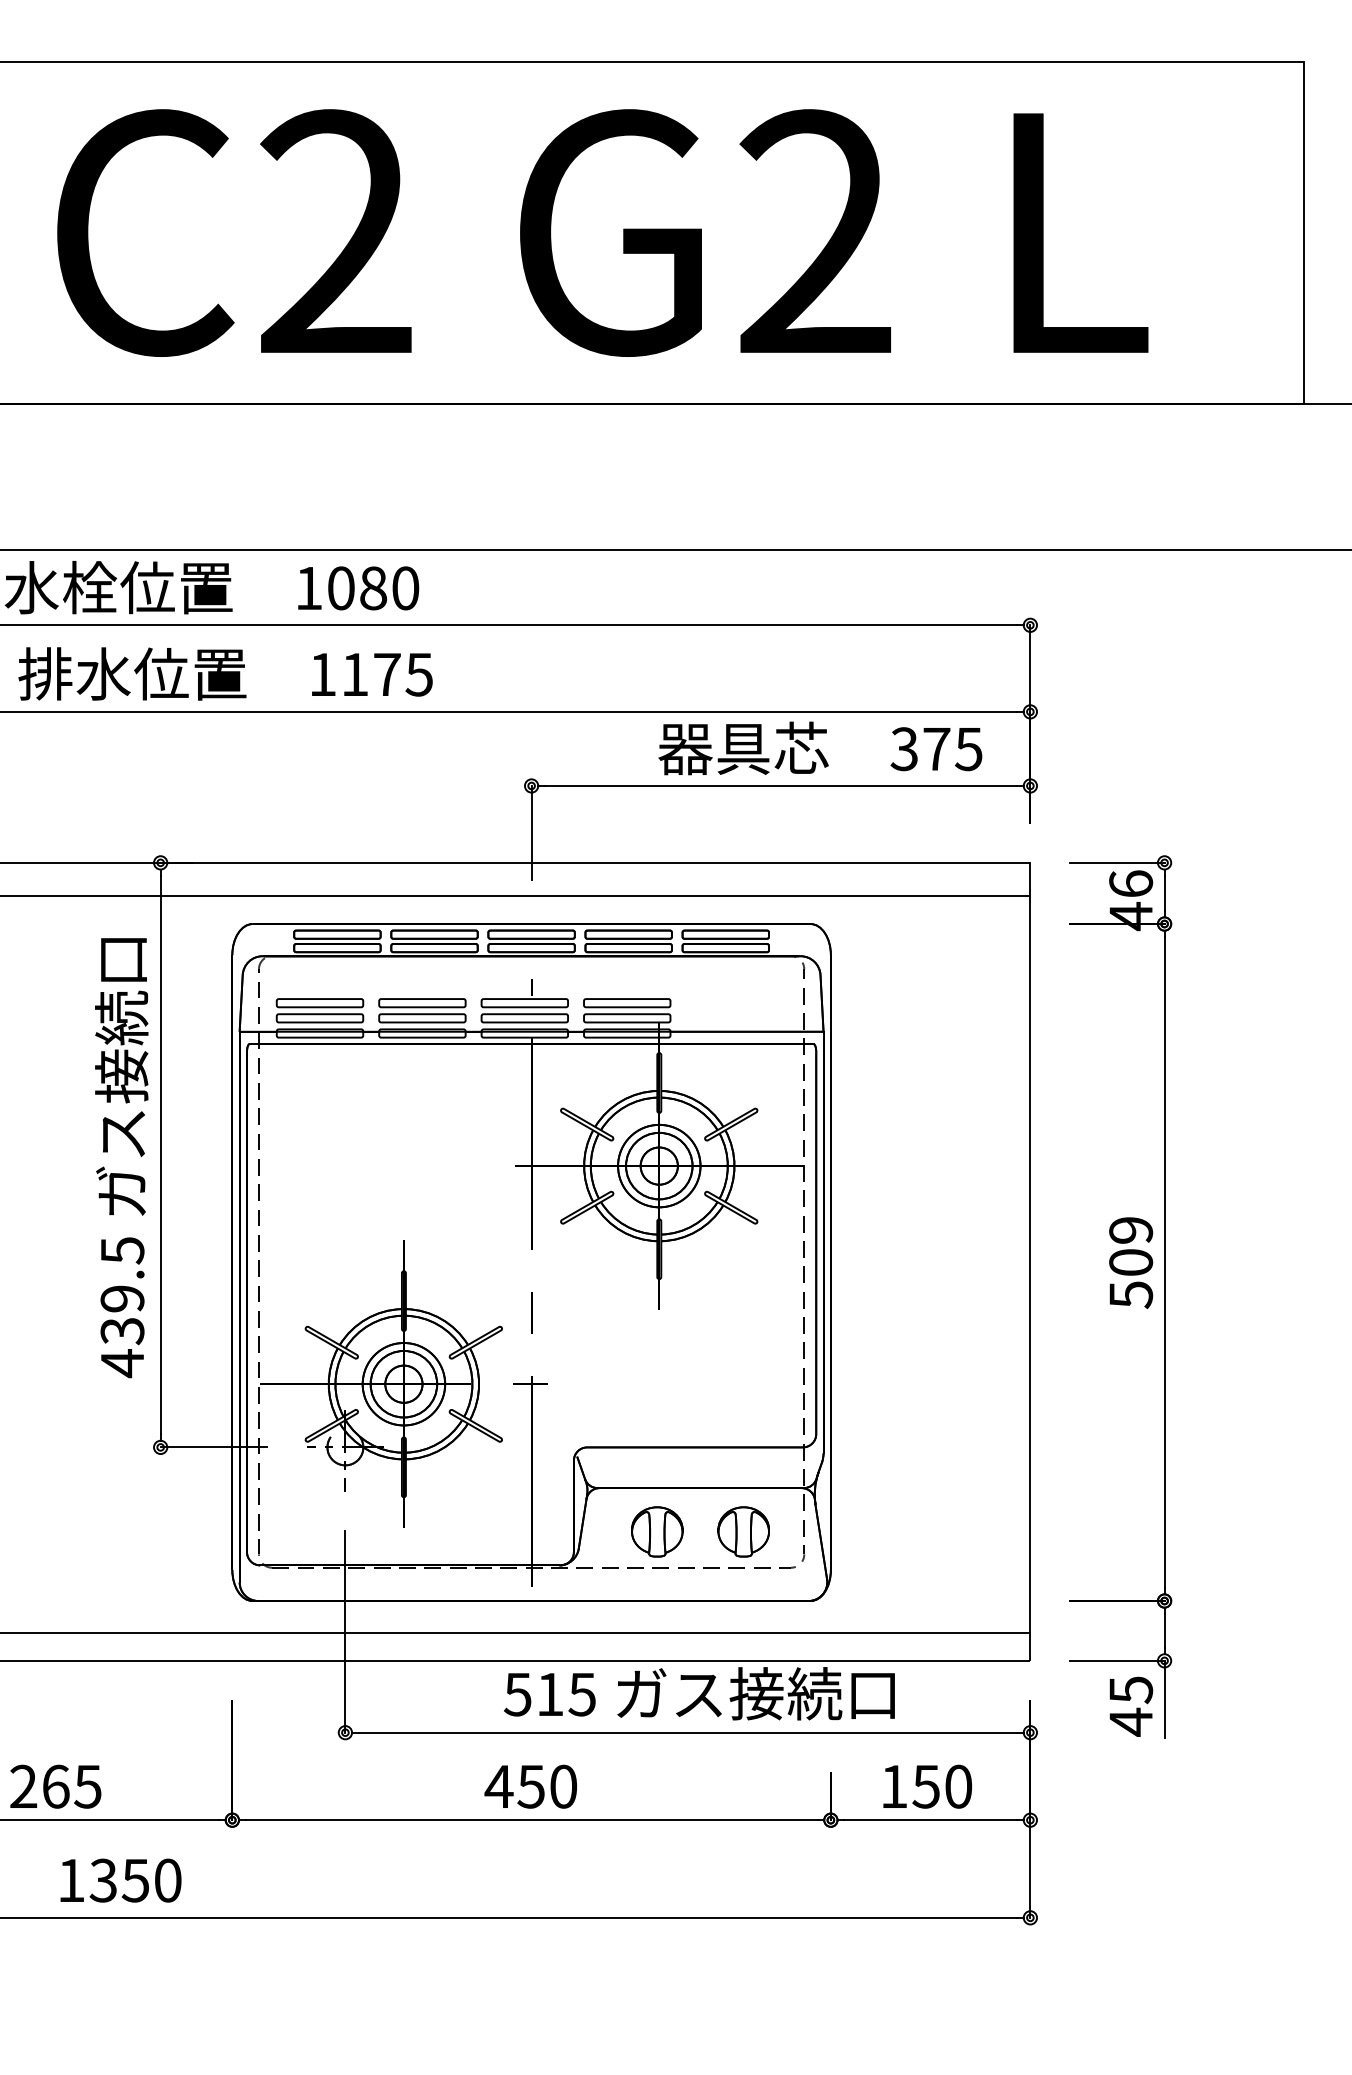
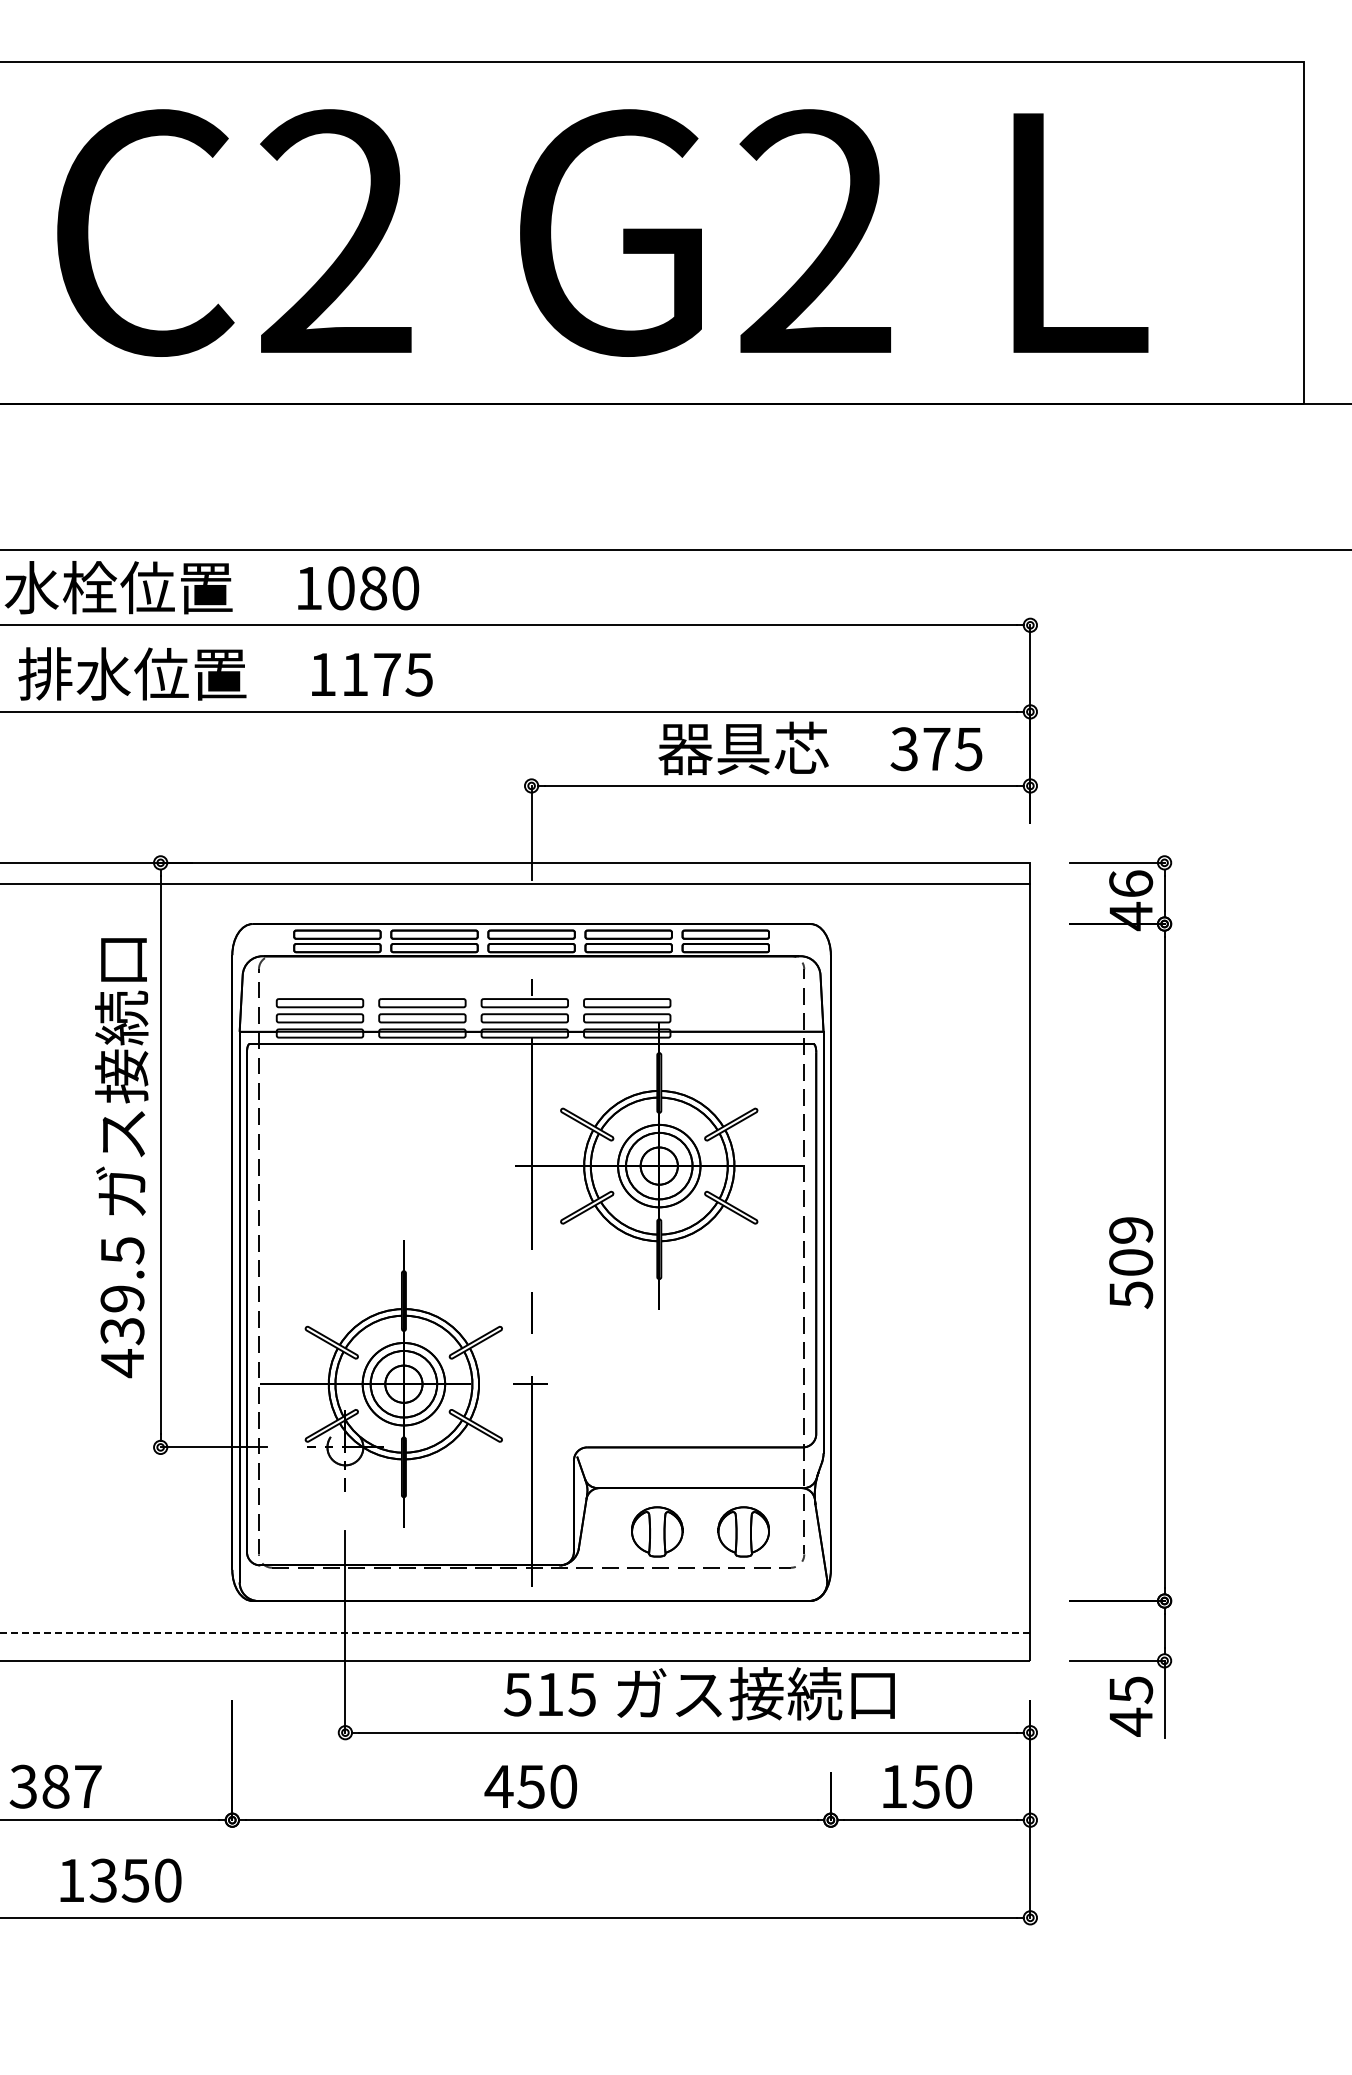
line position: (516, 896) -> (516, 884) (516, 884)
line: solid -> dashed (515, 1632)
text: 265 -> 387 (55, 1786)
